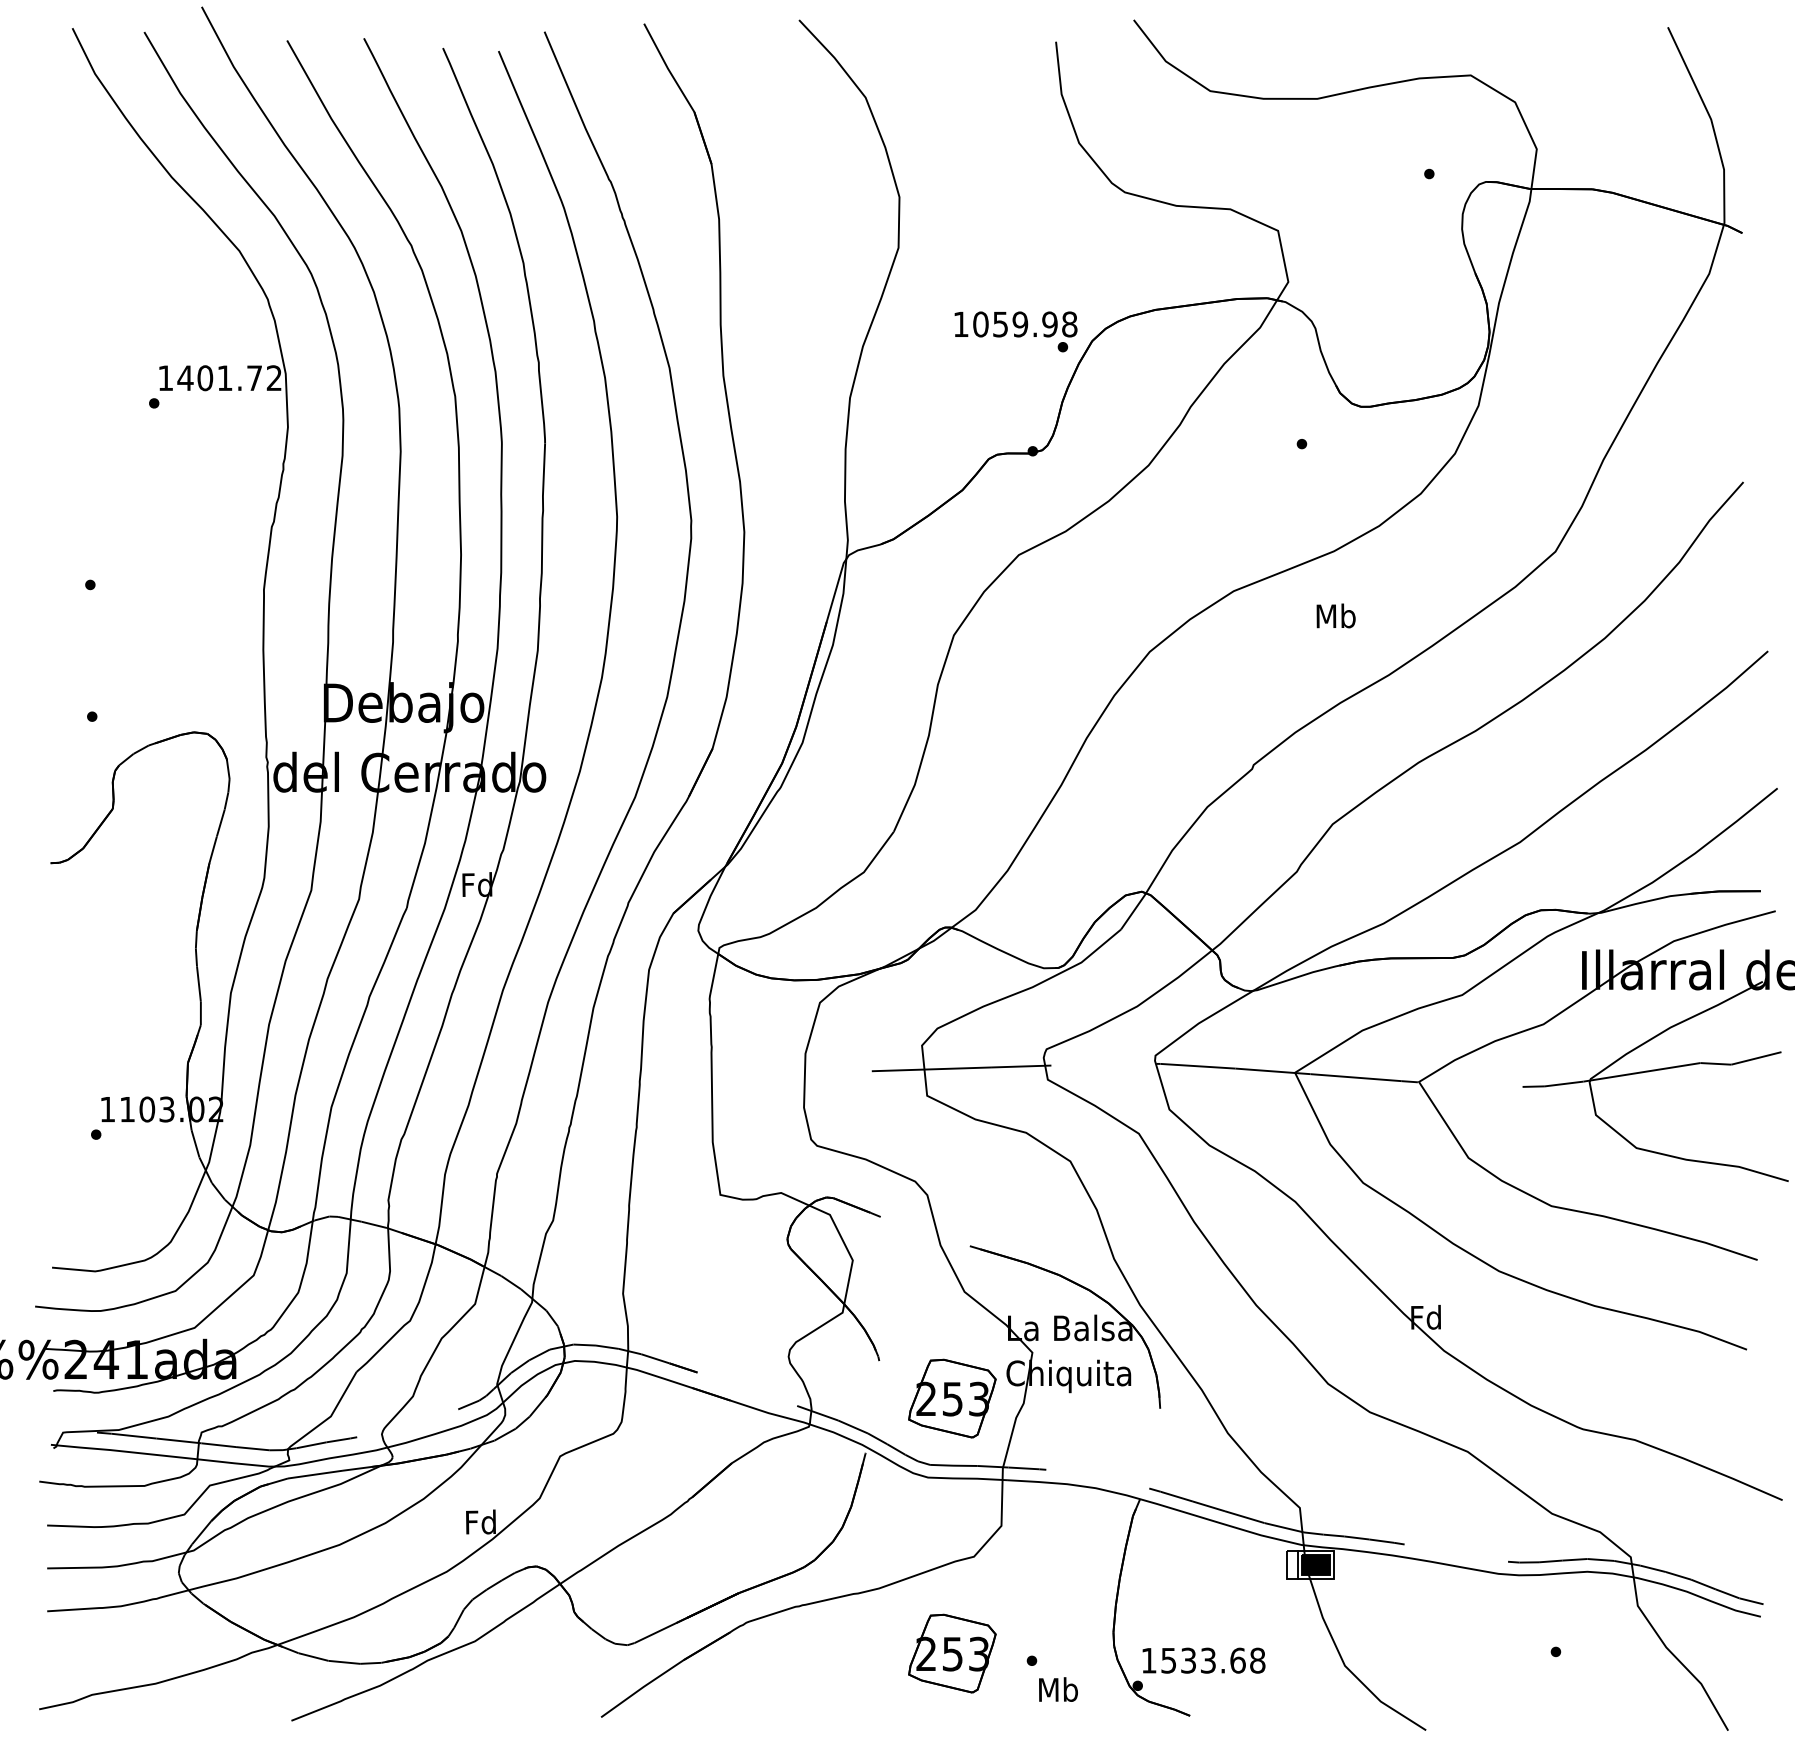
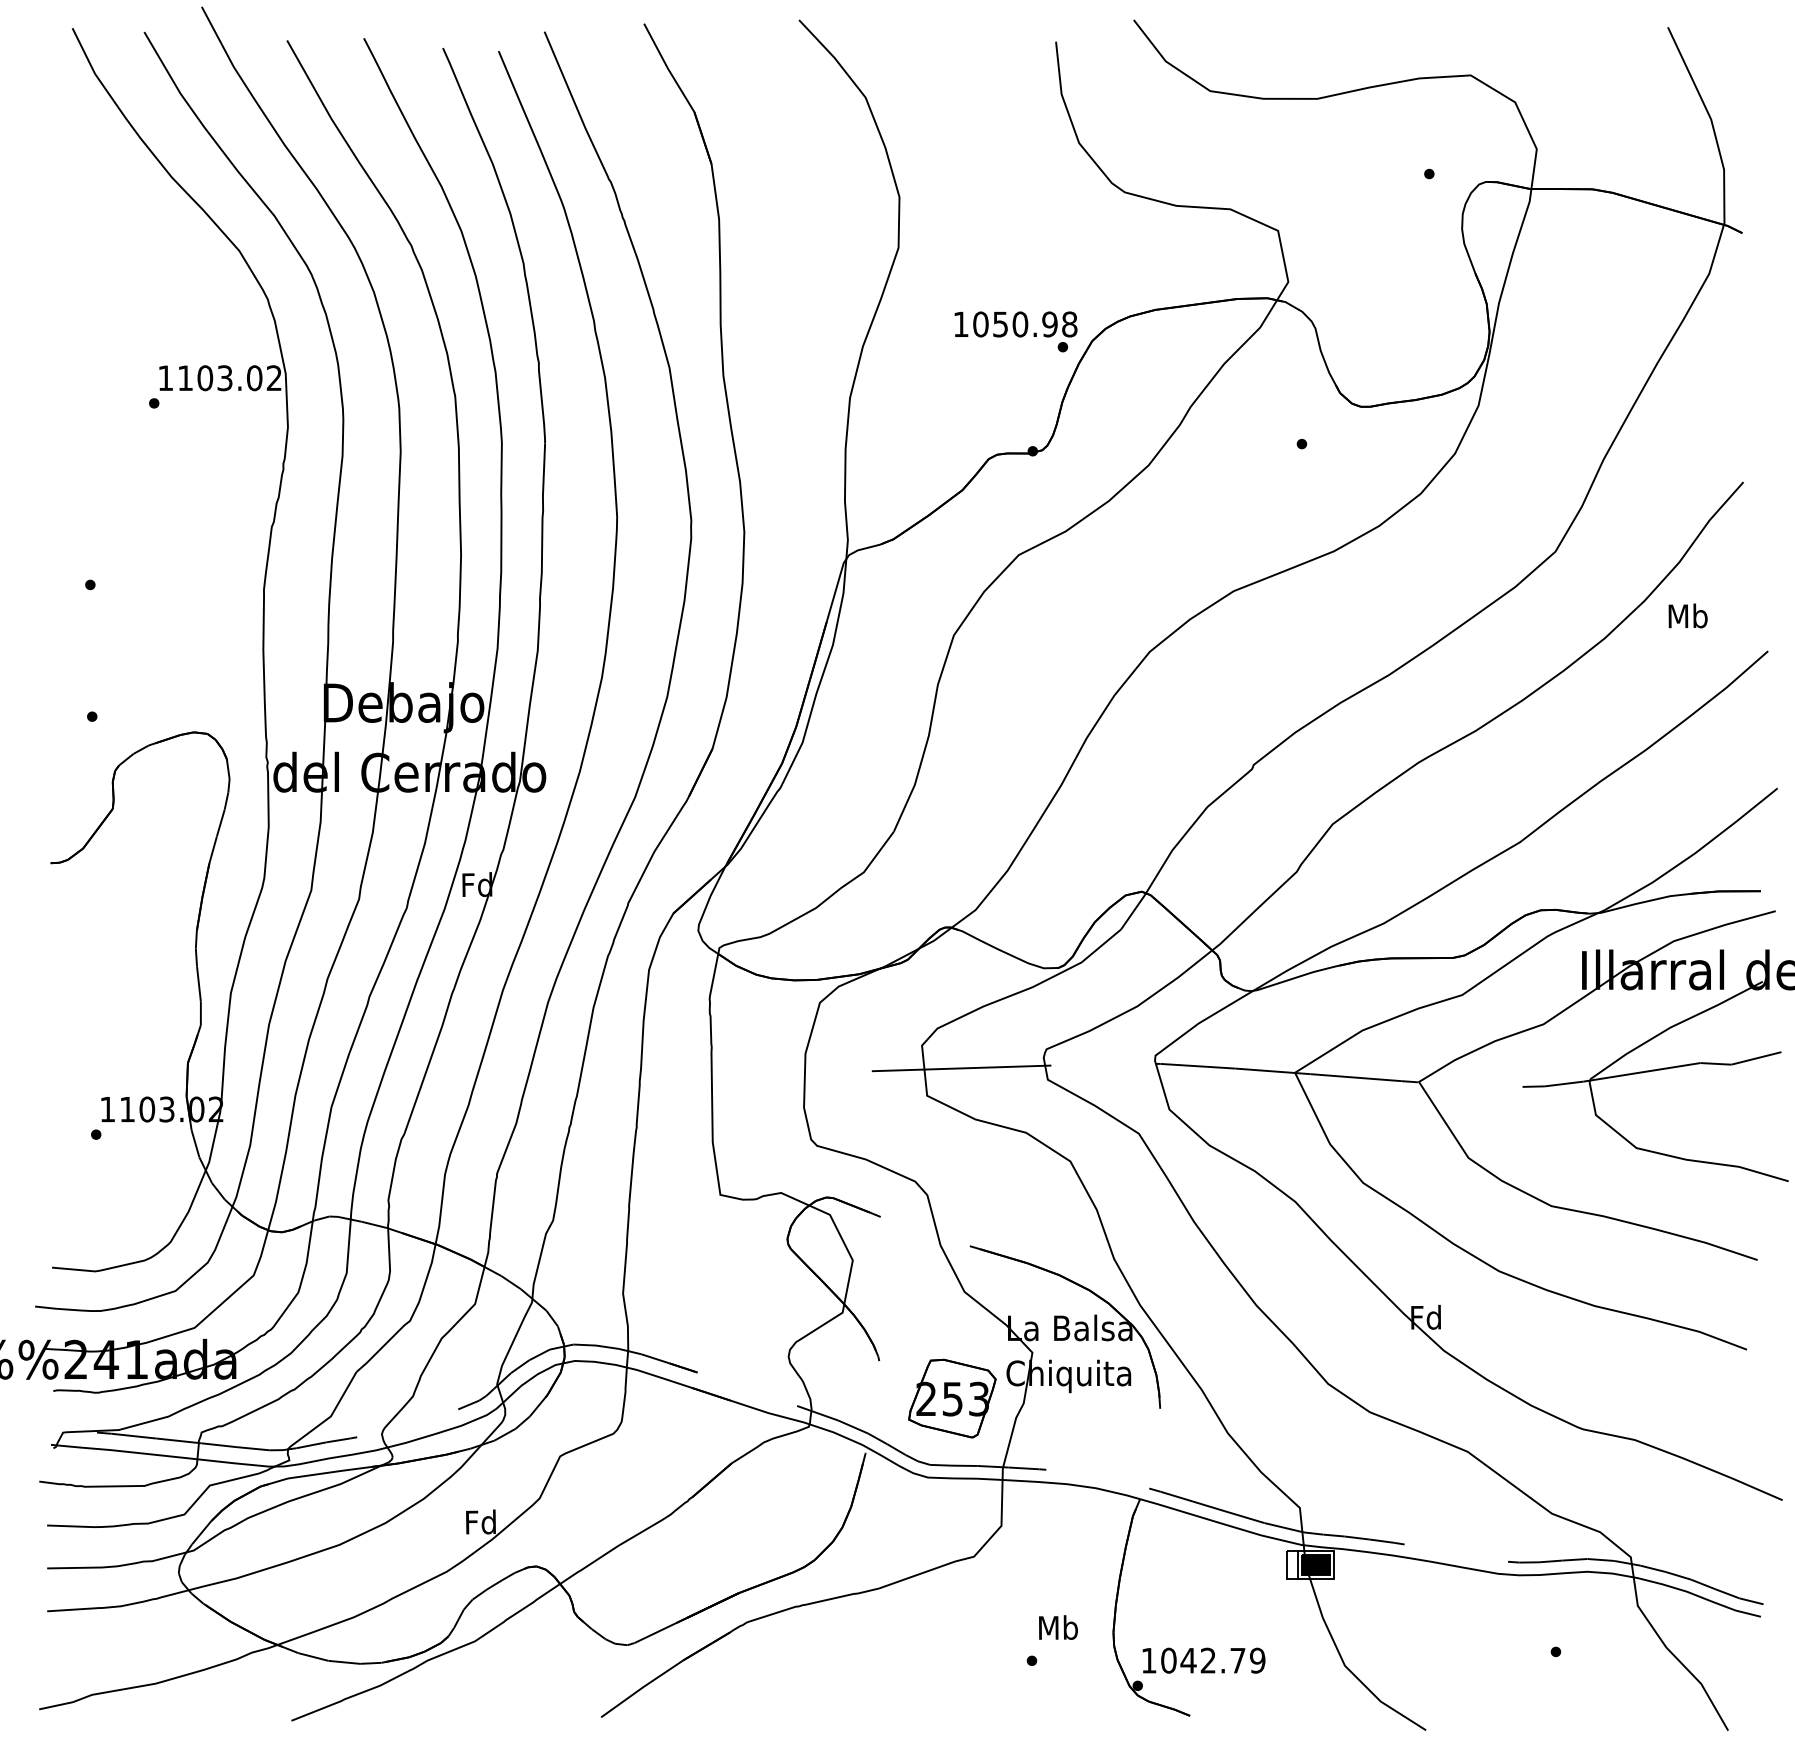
text: 1059.98 -> 1050.98 (1020, 324)
text: 1401.72 -> 1103.02 (219, 378)
text position: (1335, 615) -> (1687, 615) (1687, 615)
part: present -> none (952, 1653)
text: 1533.68 -> 1042.79 (1213, 1660)
text position: (1058, 1689) -> (1058, 1627) (1058, 1627)
